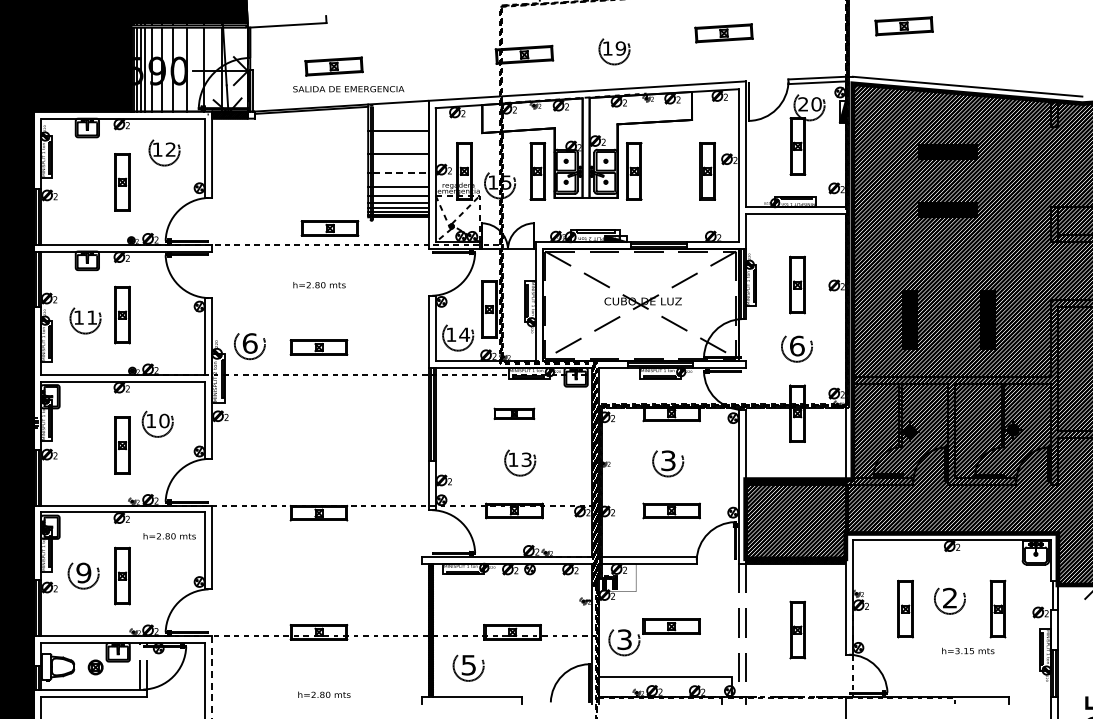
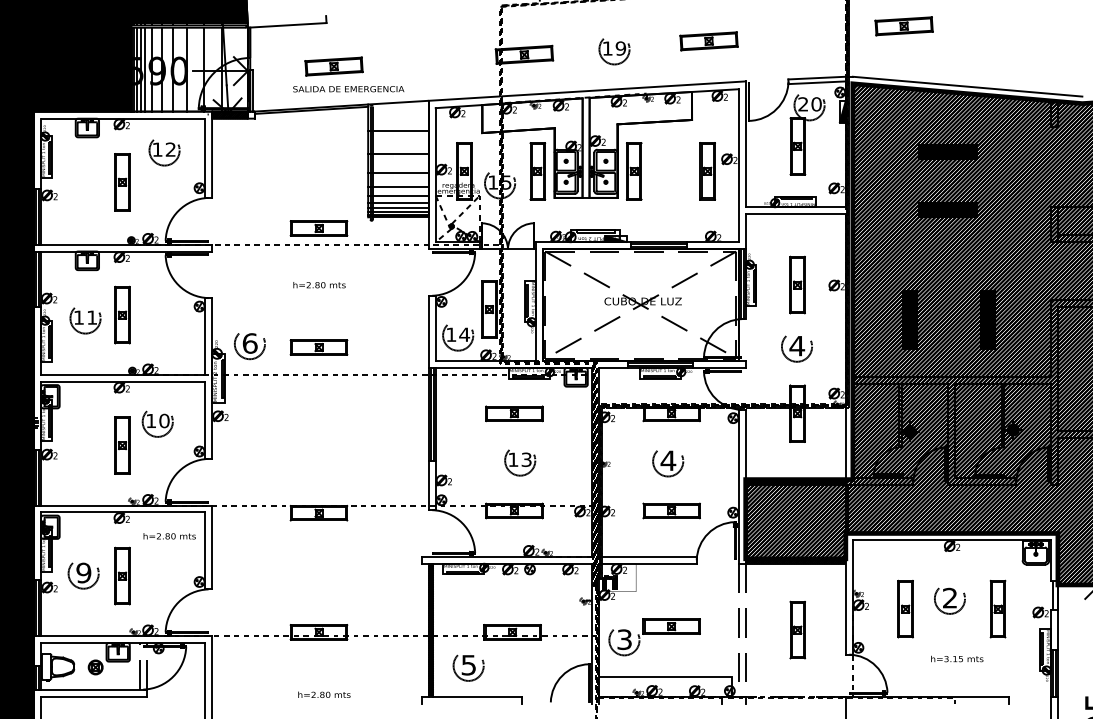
part position: (723, 33) -> (708, 41) (708, 41)
line: dashed -> solid (400, 173)
part position: (329, 228) -> (318, 228) (318, 228)
text: 6 -> 4 (797, 345)
part size: 43x13 px -> 59x18 px (514, 413)
text: 3 -> 4 (668, 460)
text position: (968, 650) -> (957, 658) (957, 658)
line: dashed -> solid (212, 677)
